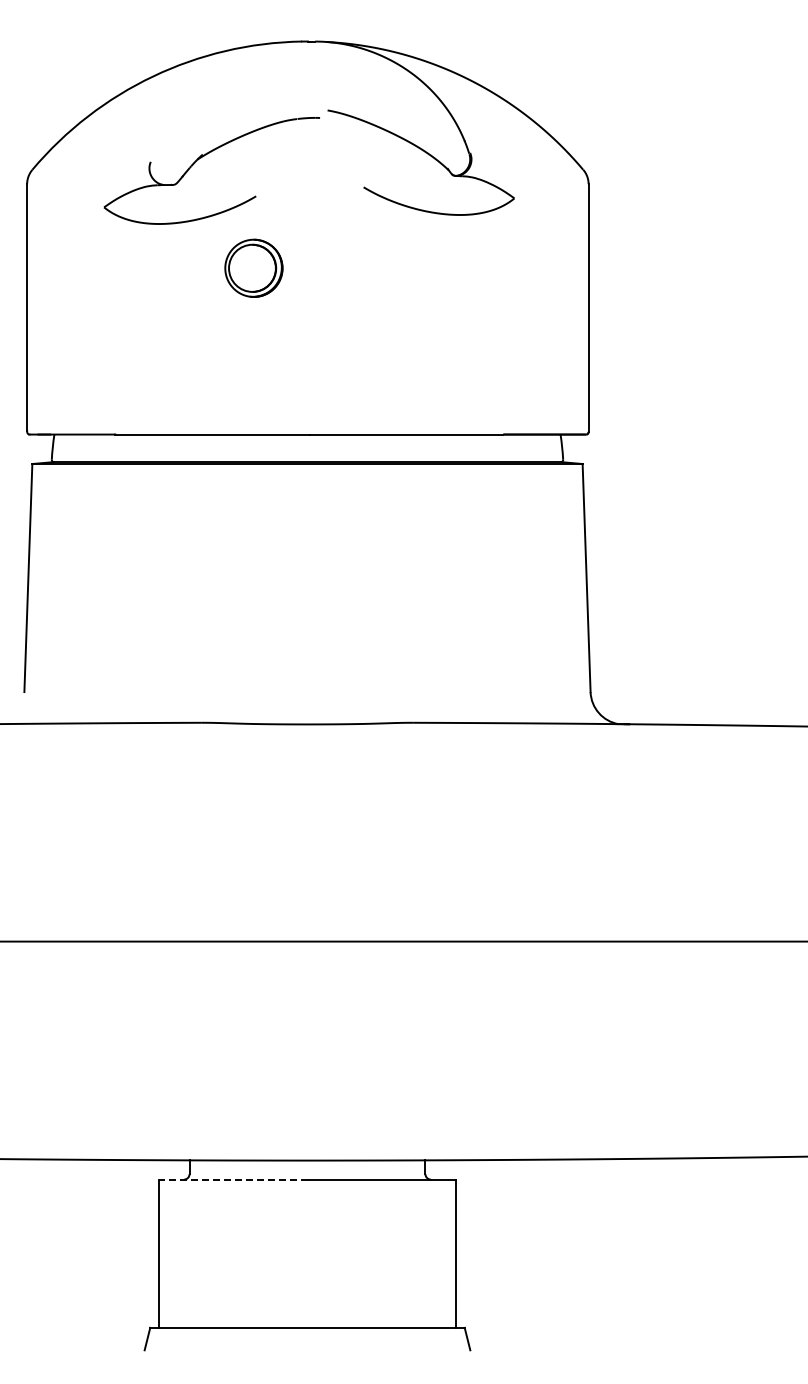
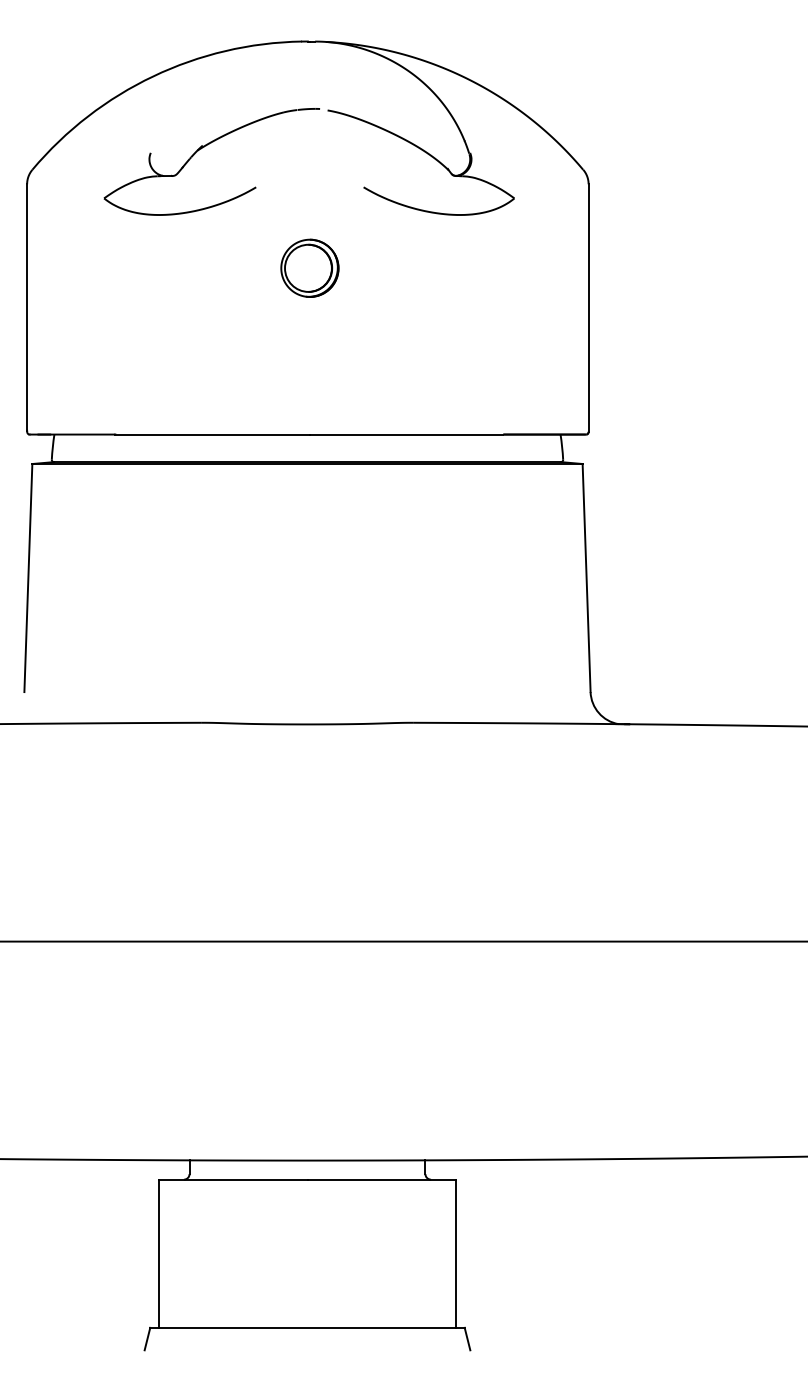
part position: (201, 158) -> (201, 149) (201, 149)
part position: (253, 267) -> (309, 267) (309, 267)
line: dashed -> solid (232, 1179)
